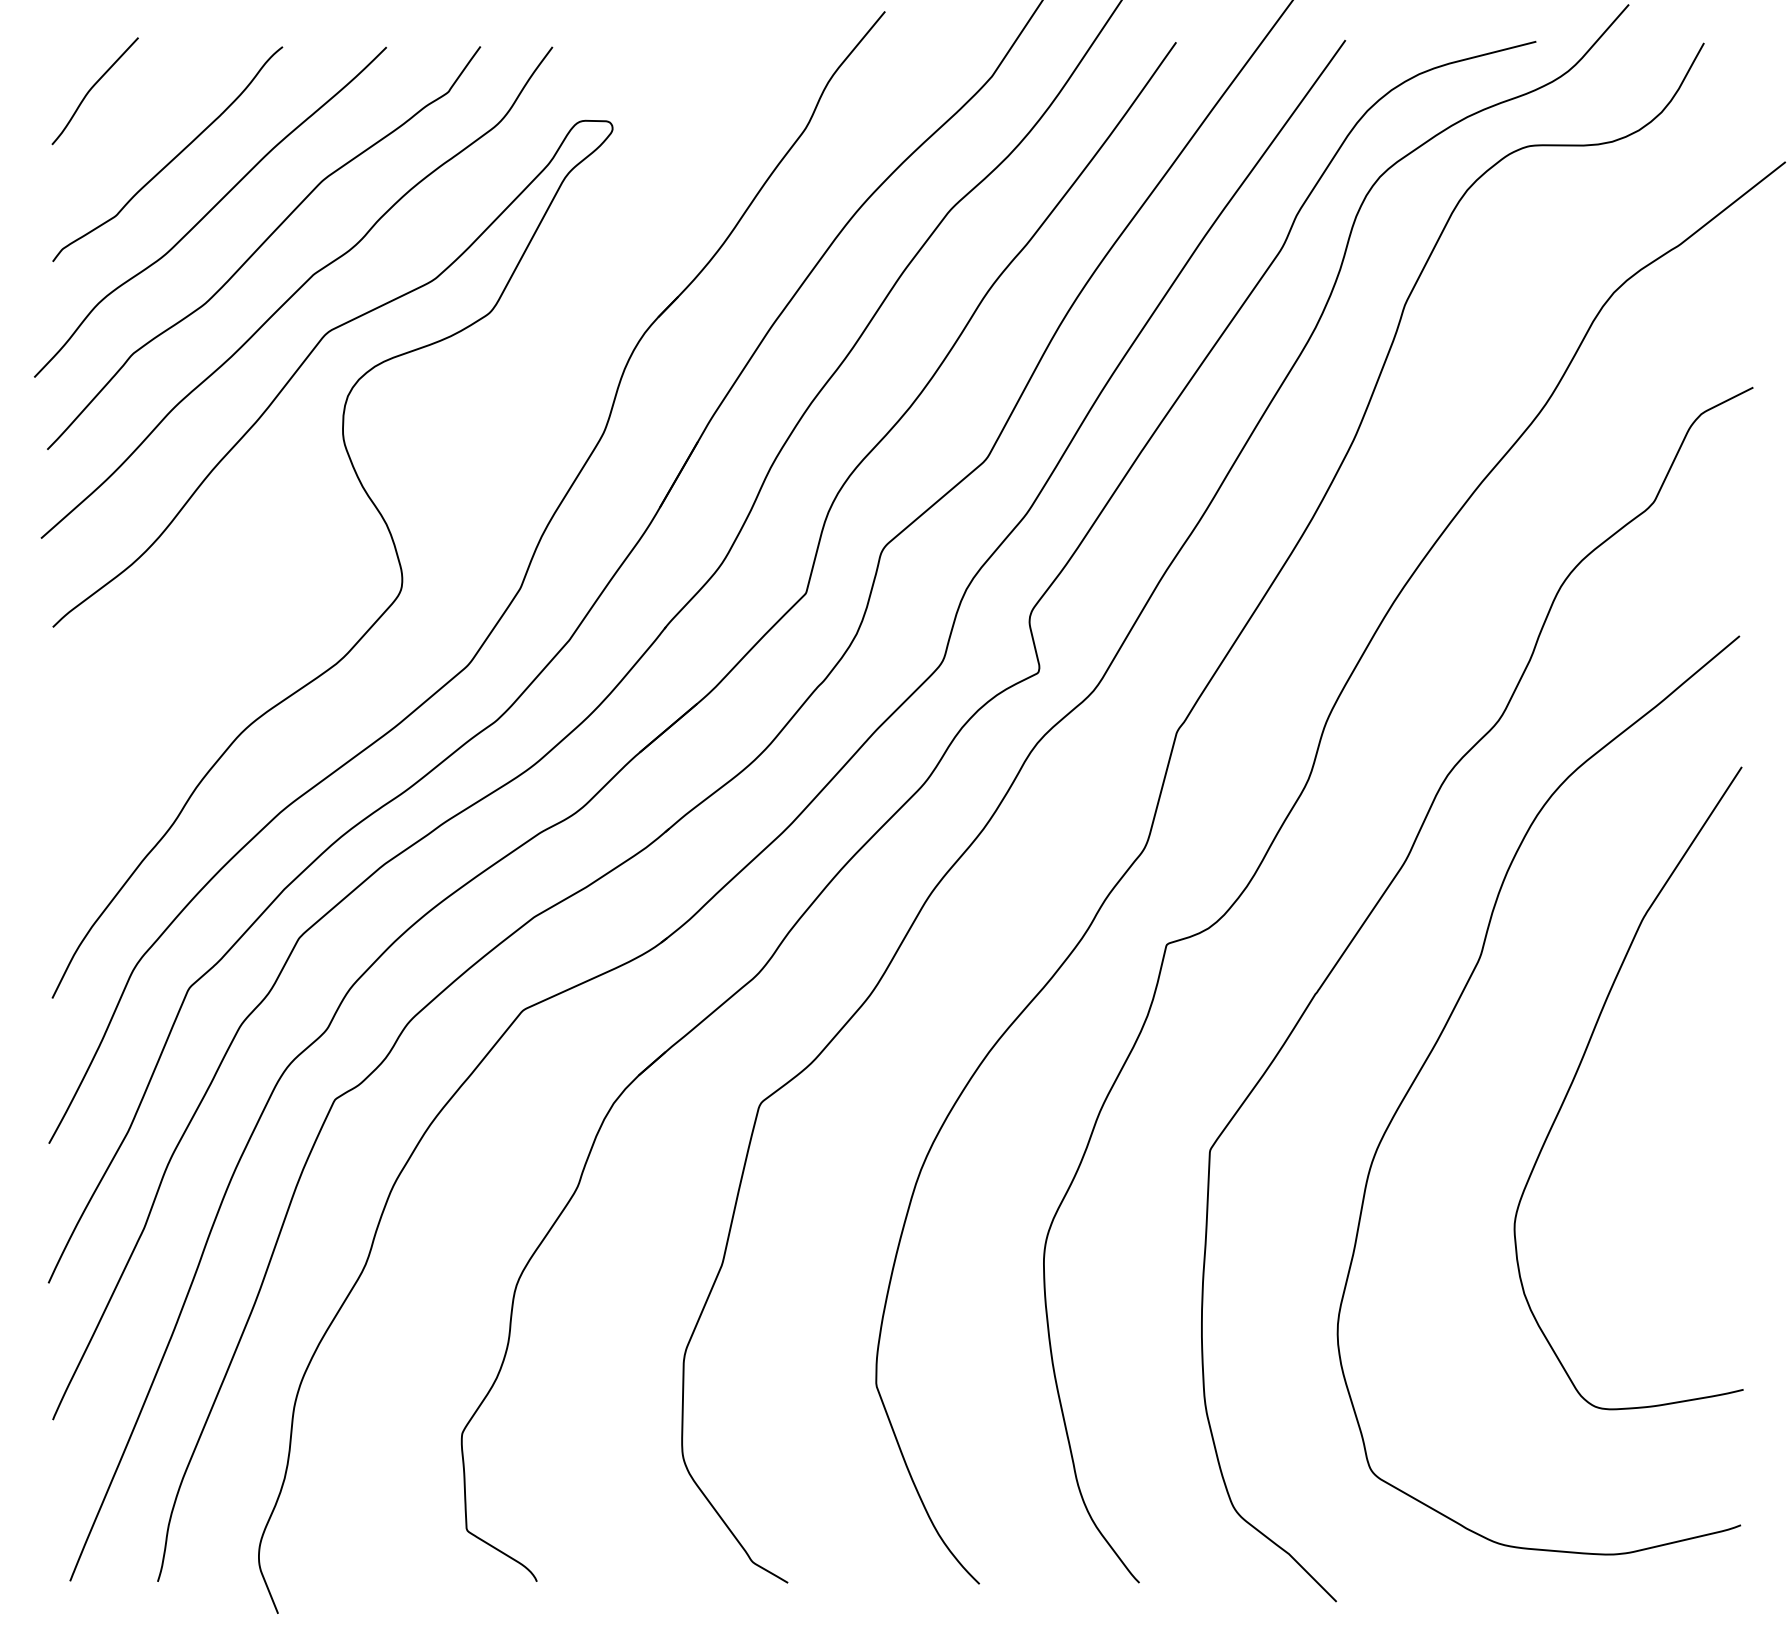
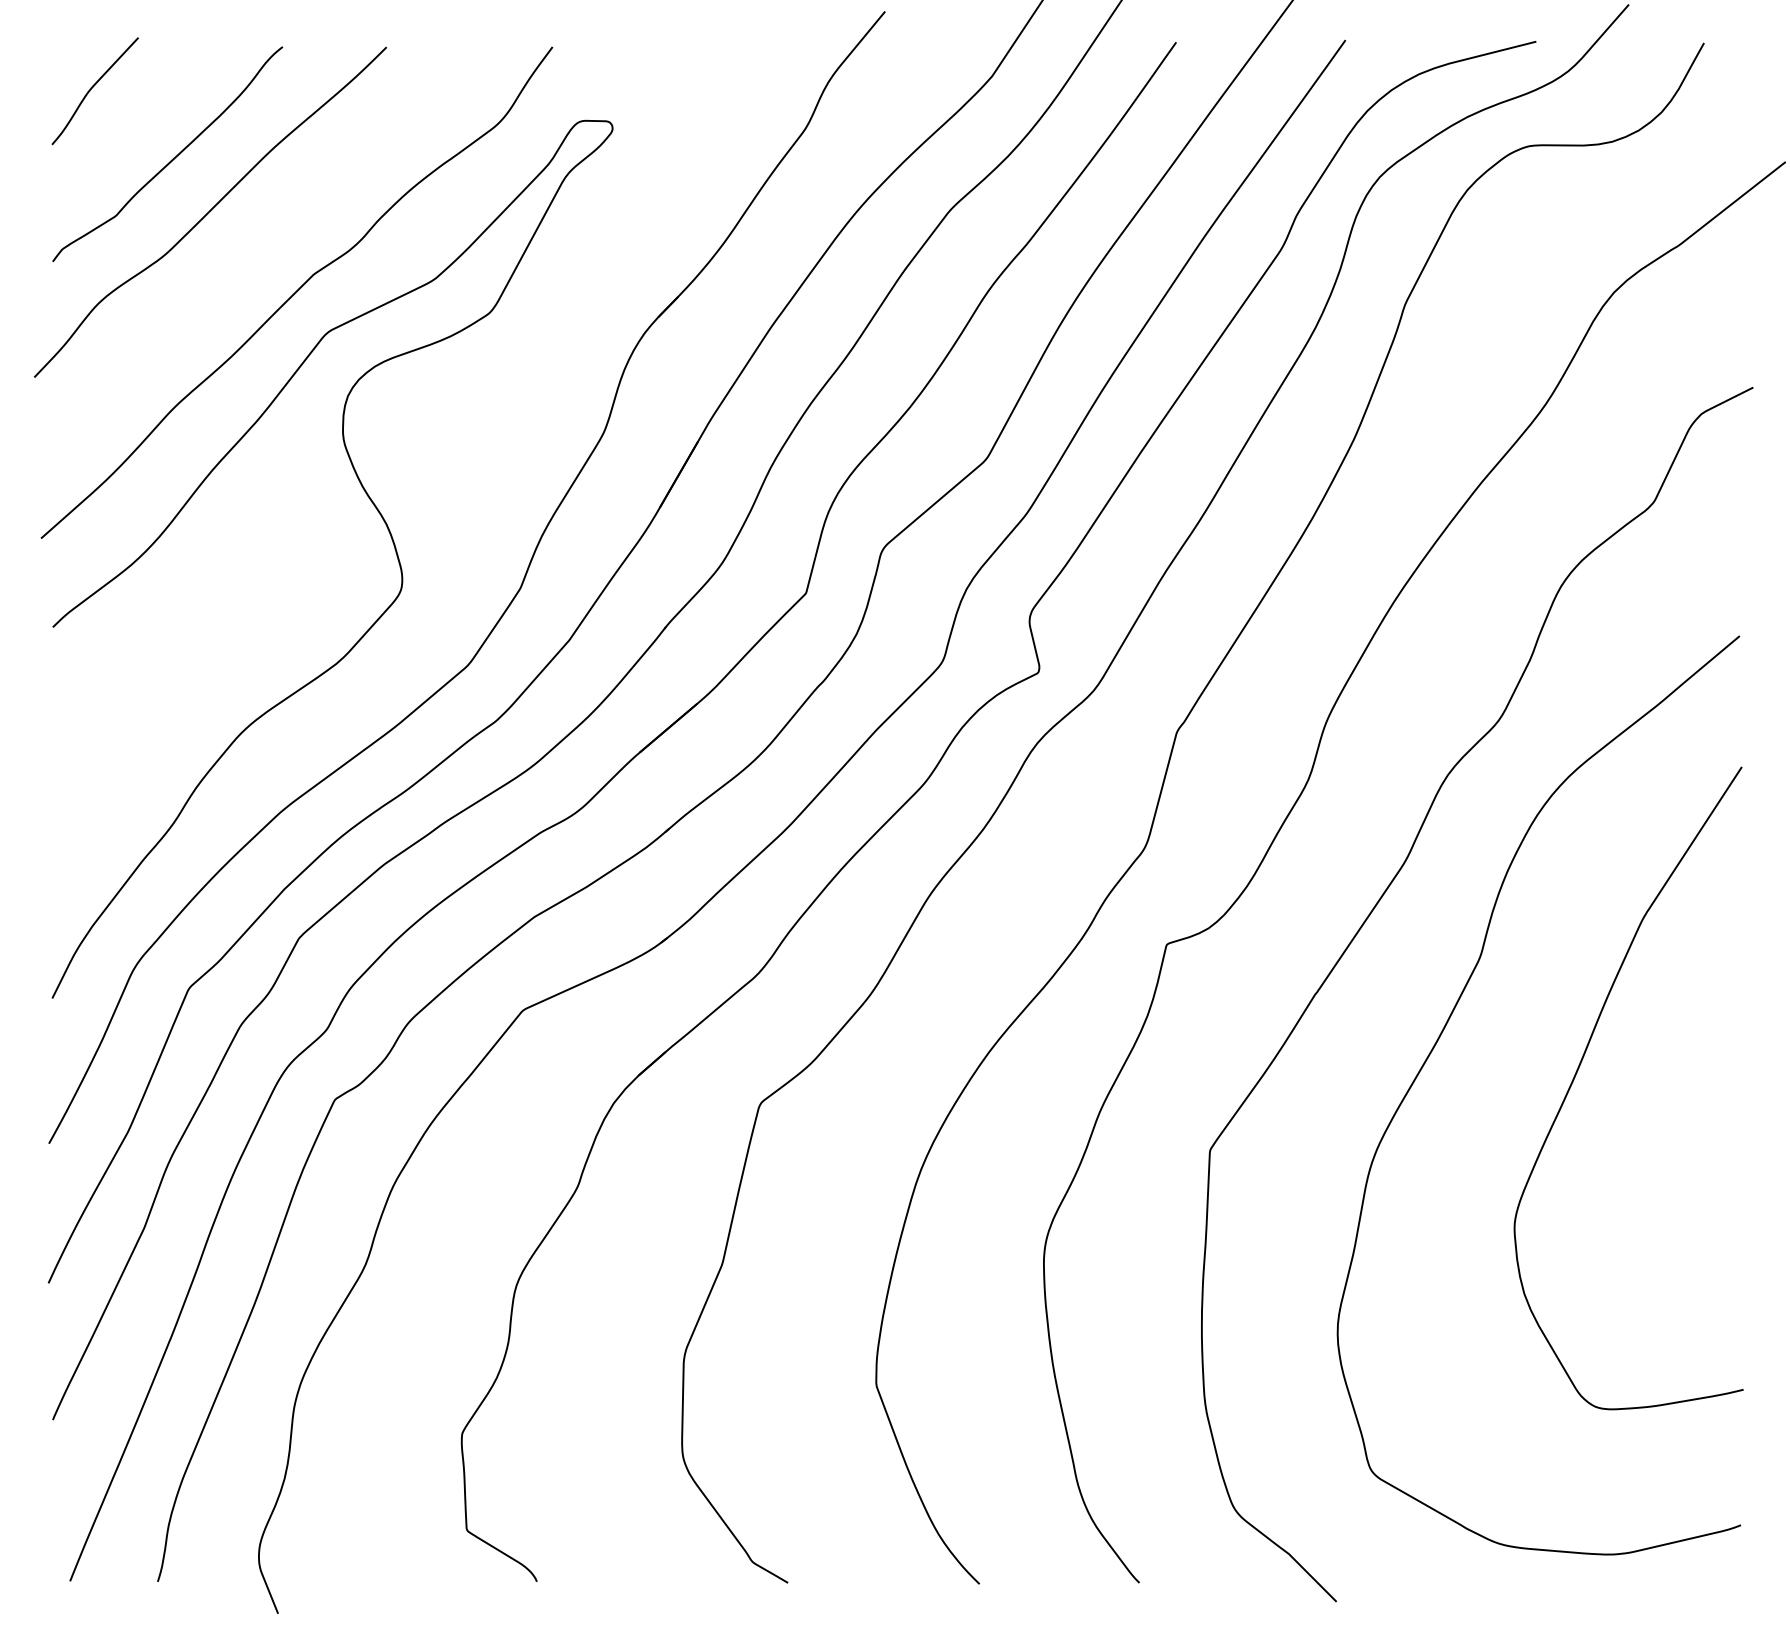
curve: present -> none (262, 245)
